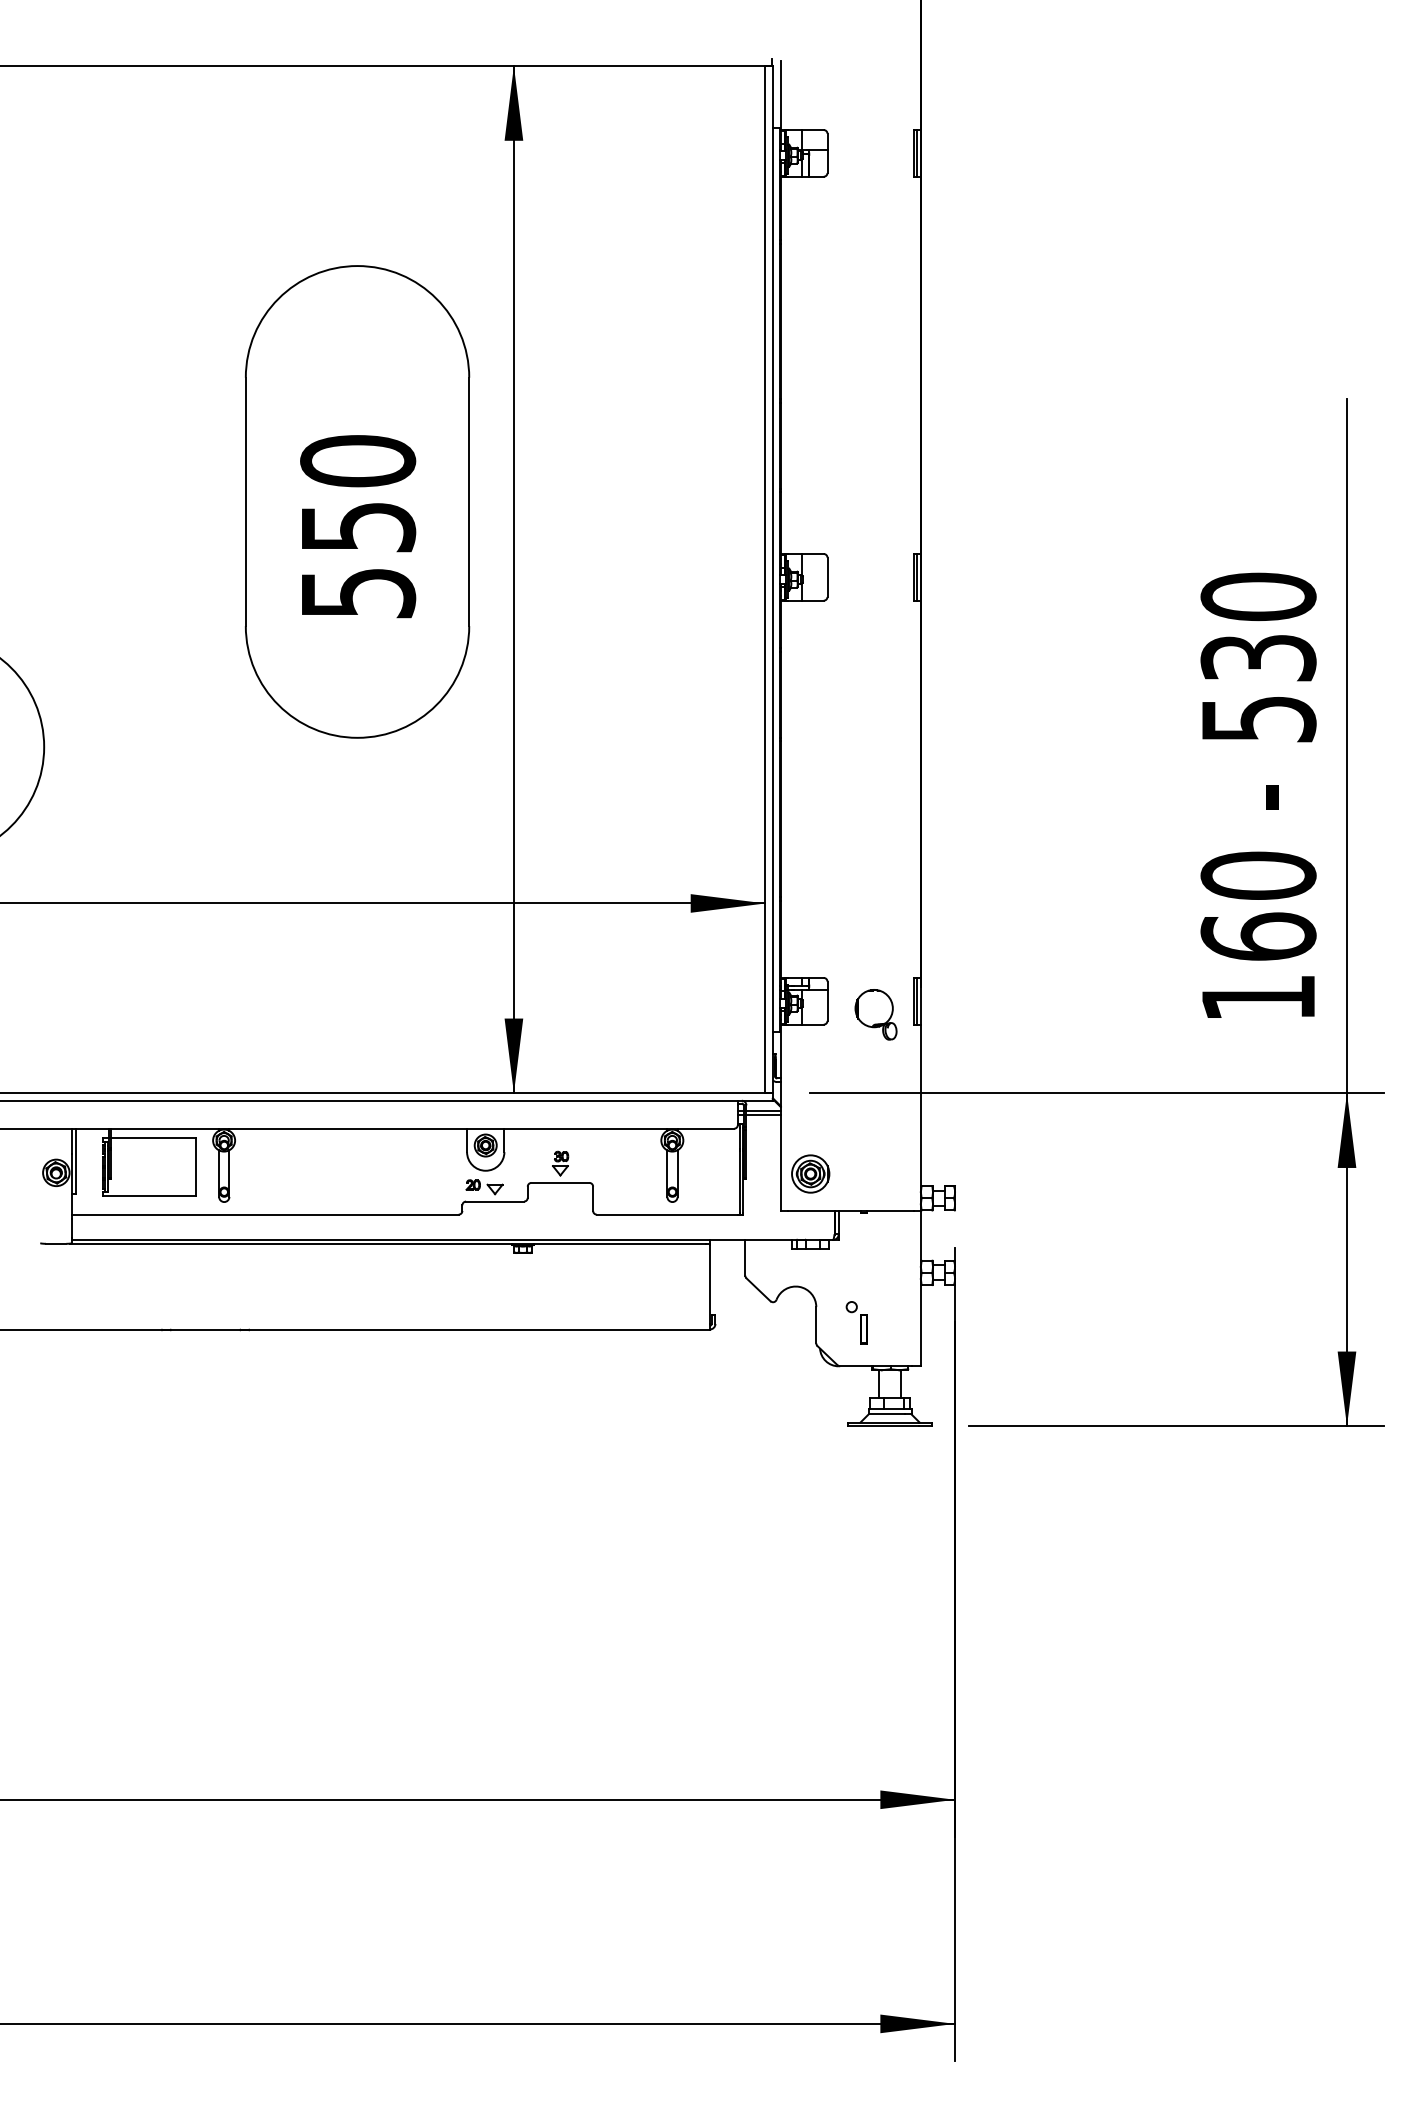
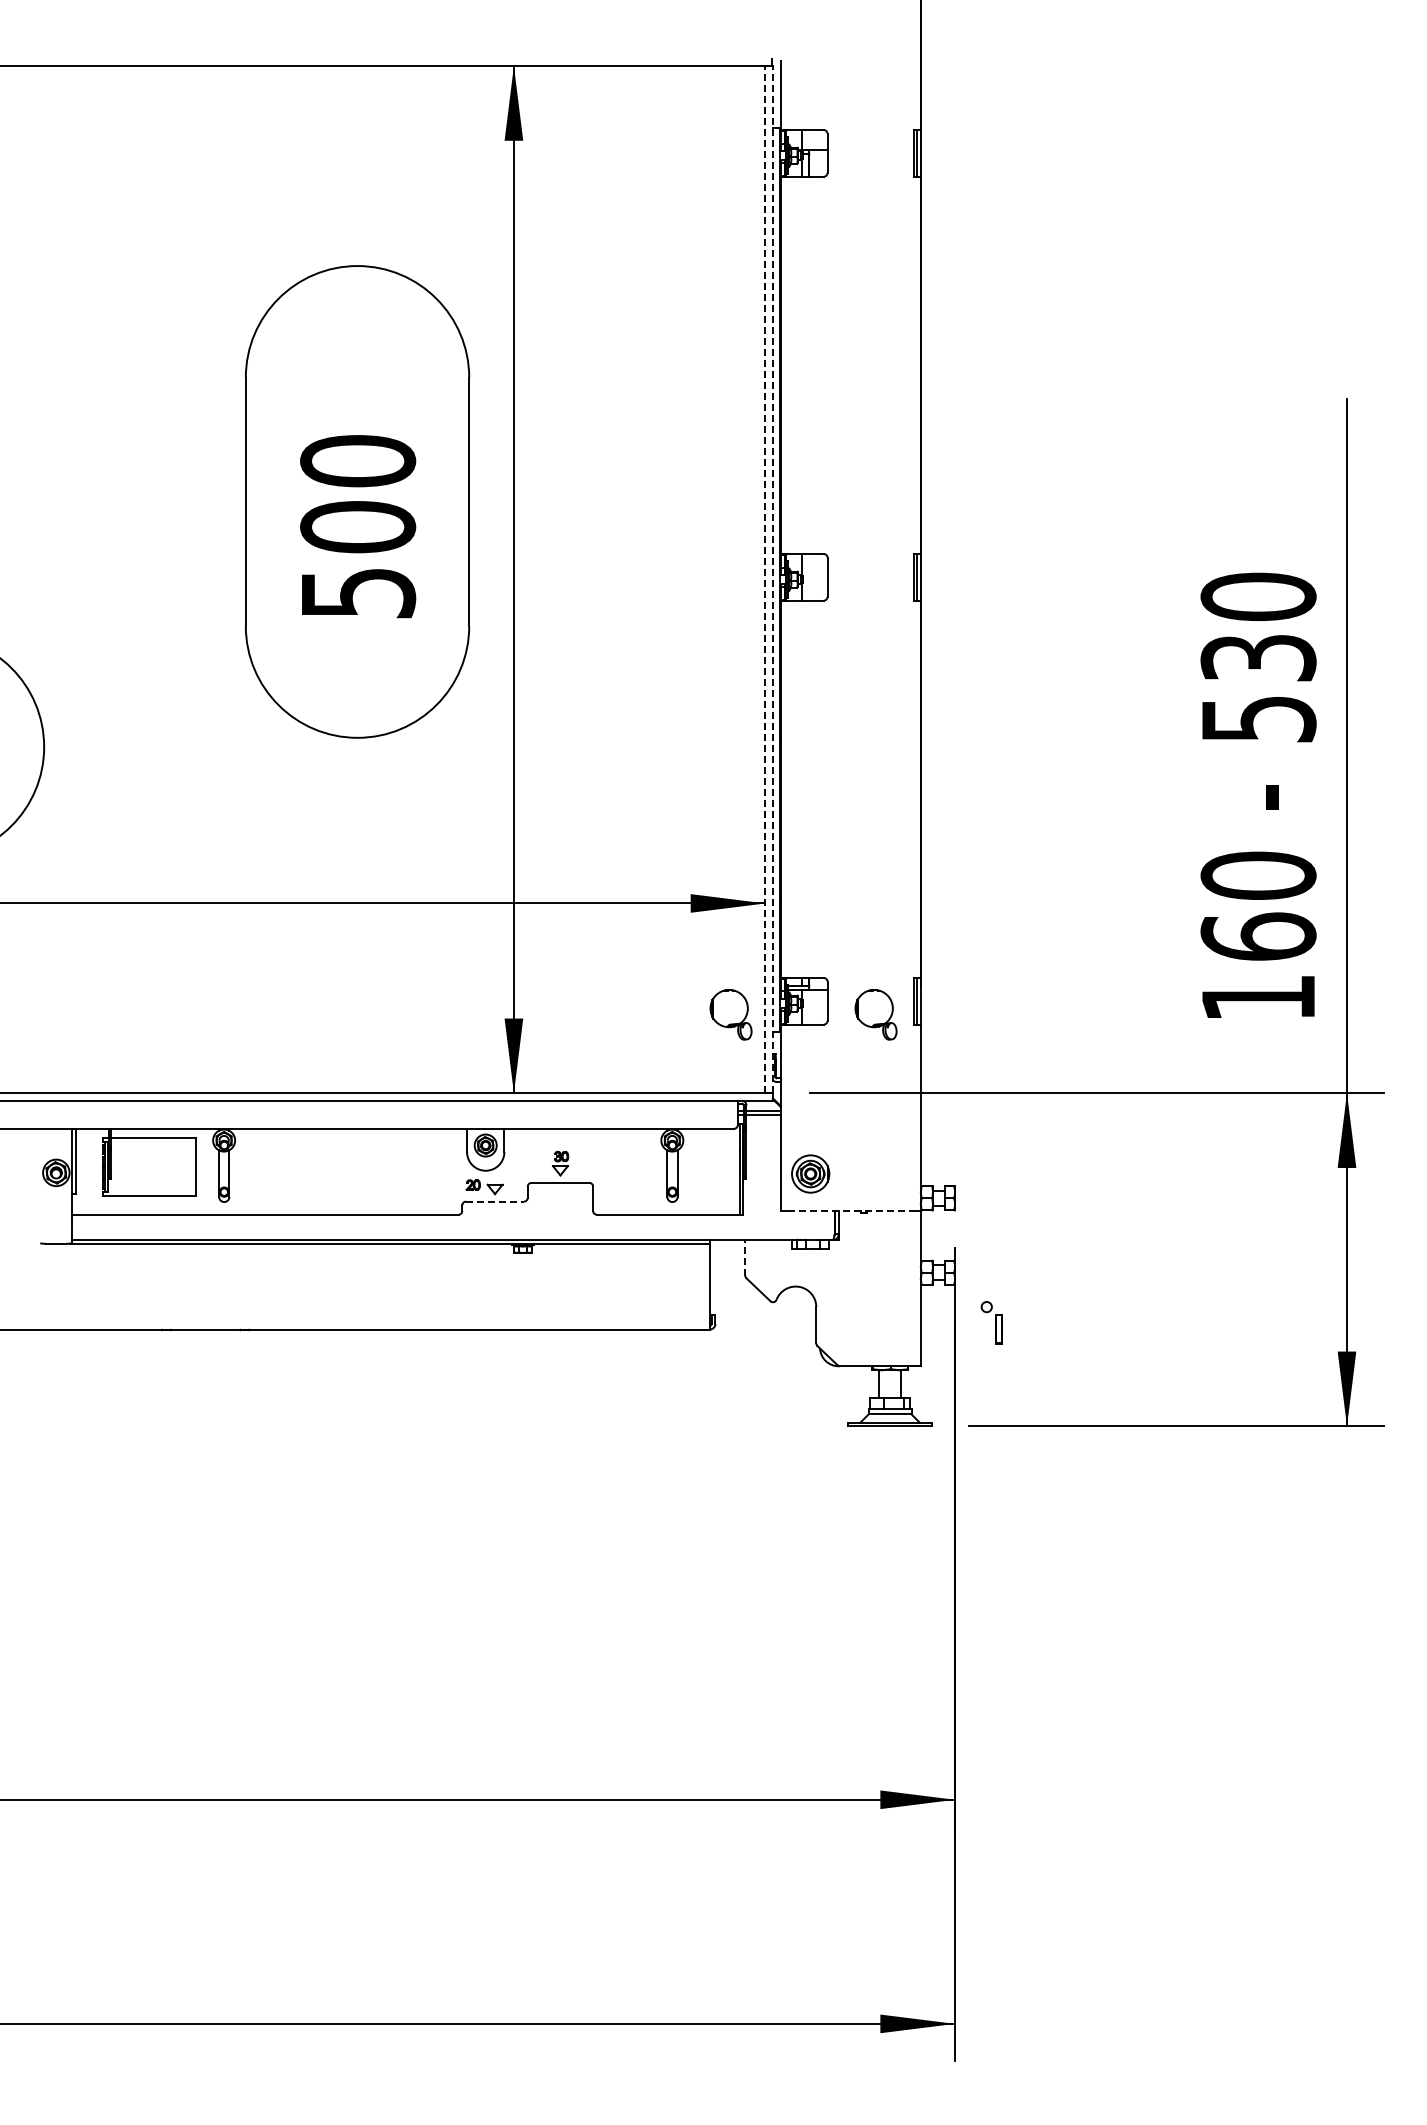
text: 550 -> 500 (358, 527)
line: solid -> dashed (765, 579)
line: solid -> dashed (772, 579)
part: none -> present (730, 1014)
line: solid -> dashed (495, 1201)
line: solid -> dashed (851, 1211)
line: solid -> dashed (745, 1257)
part position: (856, 1322) -> (991, 1322) (991, 1322)
